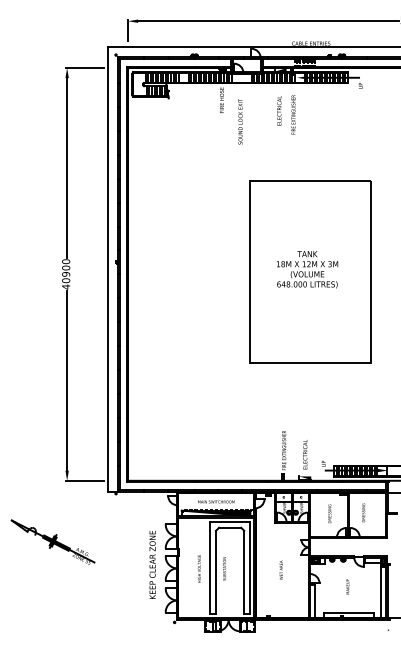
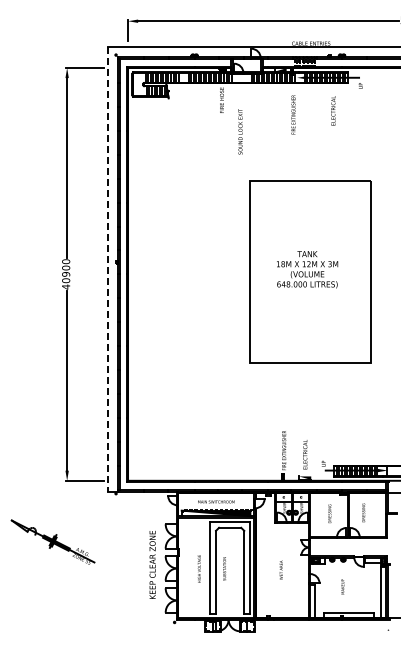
text position: (279, 110) -> (333, 110) (333, 110)
text position: (240, 121) -> (240, 131) (240, 131)
line: solid -> dashed (108, 269)
text position: (347, 586) -> (342, 586) (342, 586)
